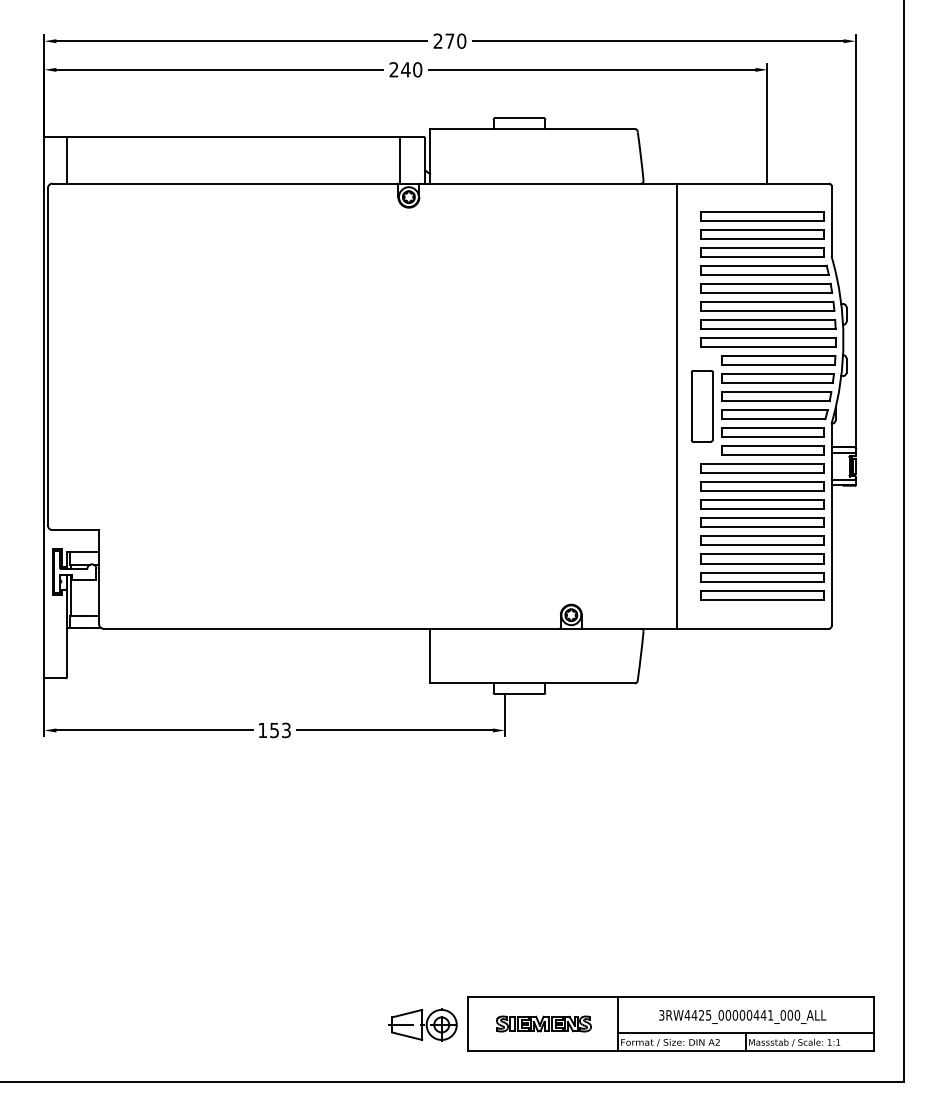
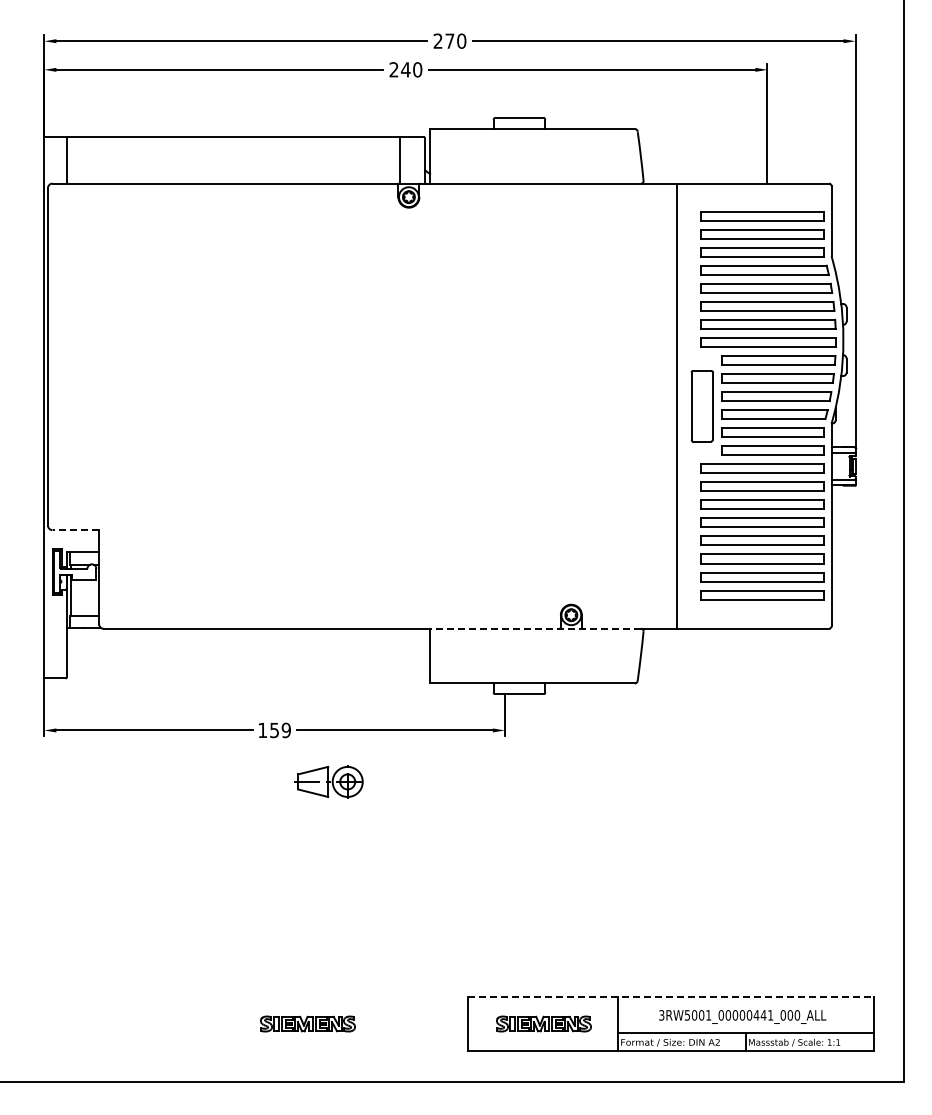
line: solid -> dashed (75, 530)
line: solid -> dashed (535, 628)
text: 153 -> 159 (285, 729)
line: solid -> dashed (671, 997)
text: 3RW4425_00000441_000_ALL -> 3RW5001_00000441_000_ALL (697, 1015)
part: none -> present (307, 1023)
part position: (422, 1024) -> (328, 781) (328, 781)
